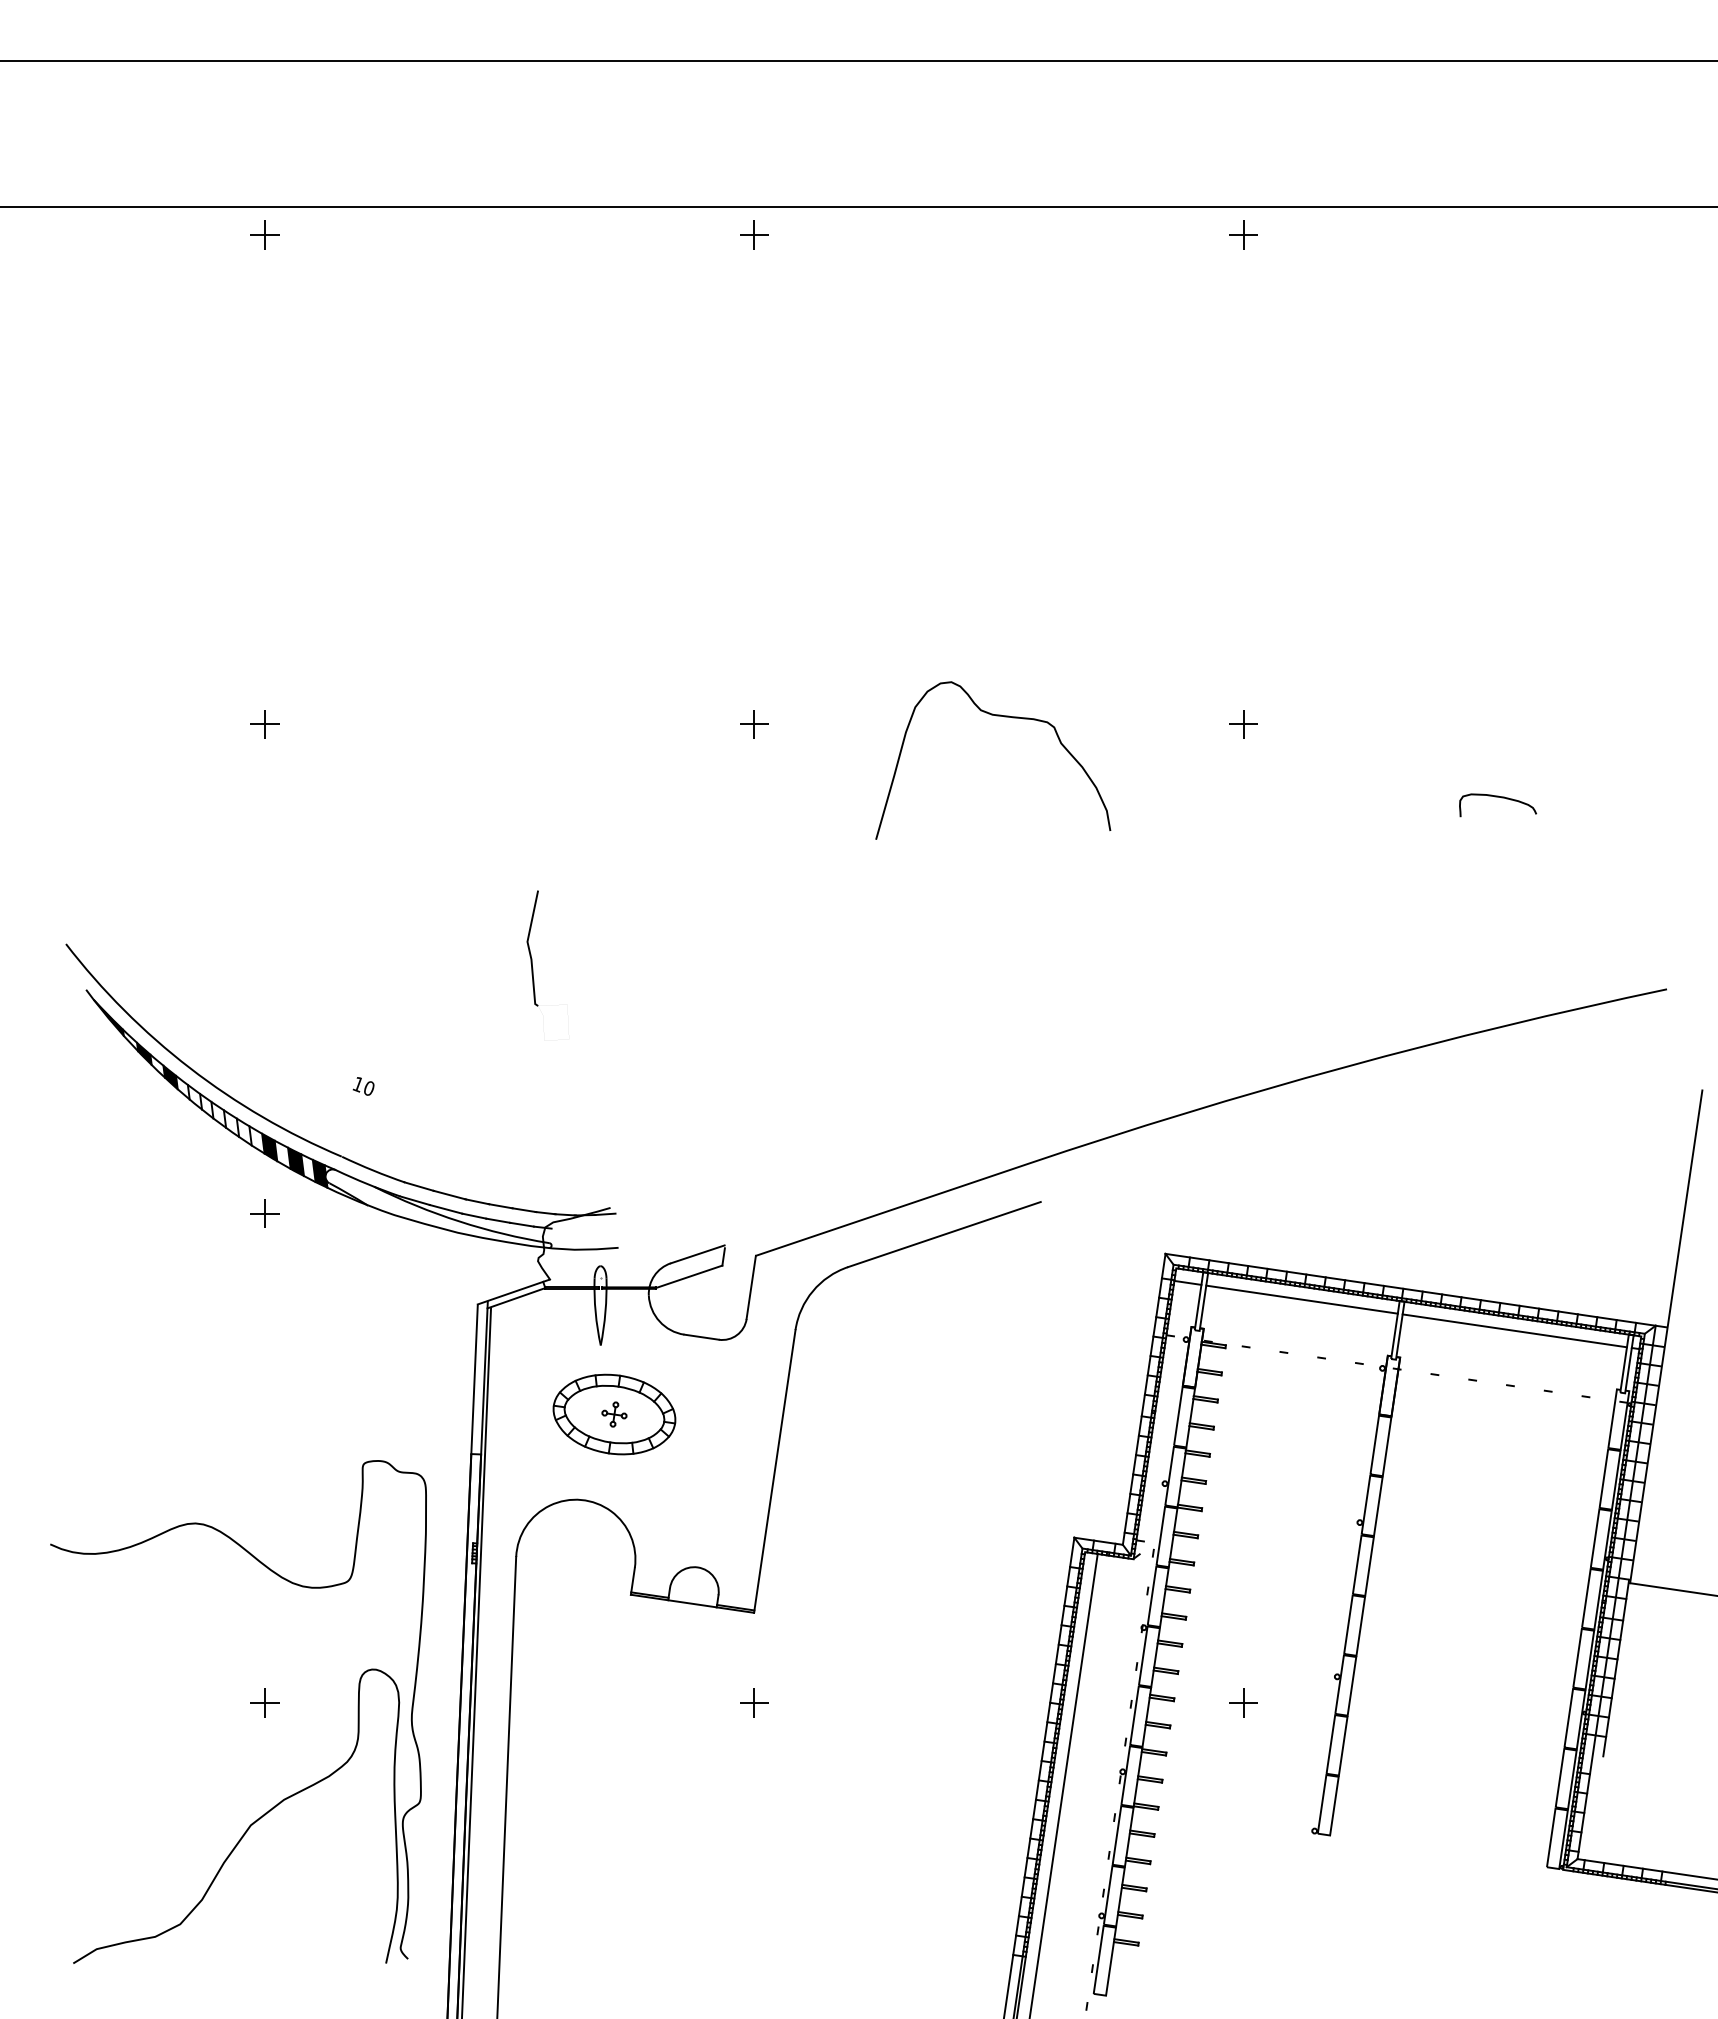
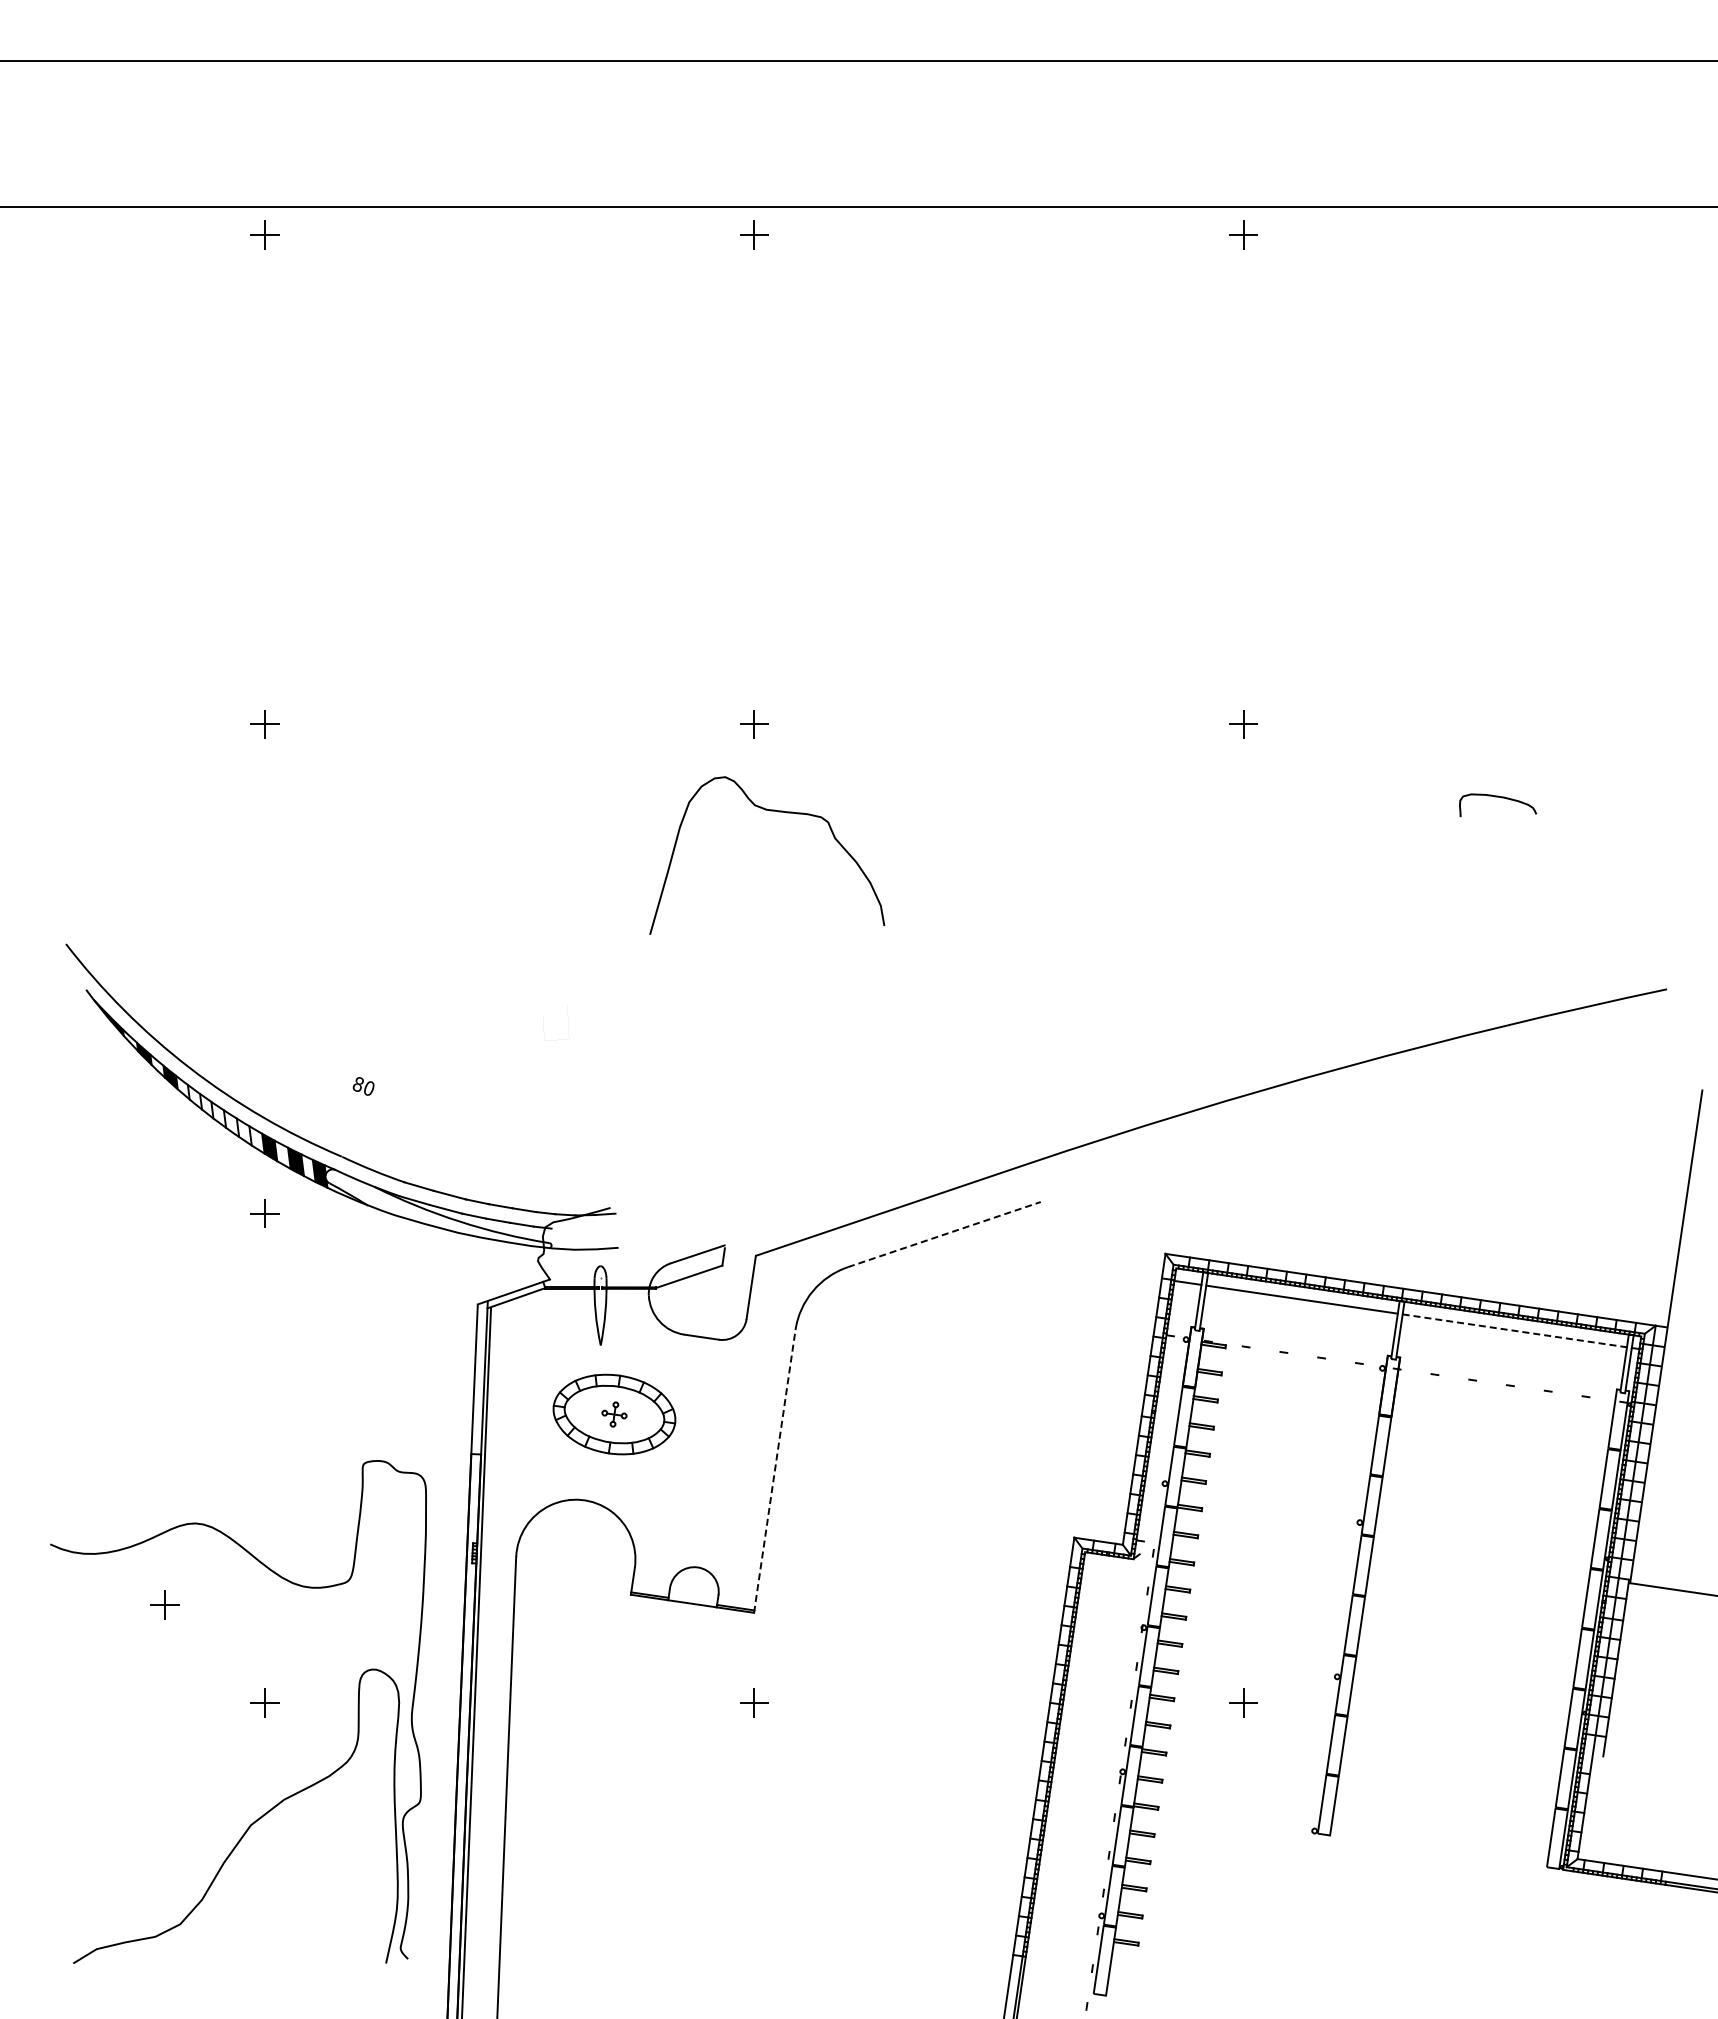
curve position: (996, 716) -> (770, 811) (770, 811)
part: present -> none (532, 948)
text: 10 -> 80 (357, 1084)
line: solid -> dashed (944, 1234)
line: solid -> dashed (1515, 1330)
line: solid -> dashed (774, 1471)
part: none -> present (164, 1604)
line: present -> none (1063, 1784)
